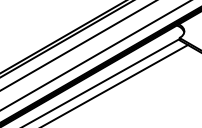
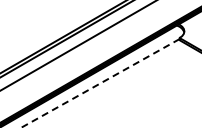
line: present -> none (95, 55)
line: solid -> dashed (100, 83)
line: present -> none (116, 84)
